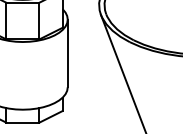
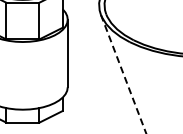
line: solid -> dashed (123, 74)
